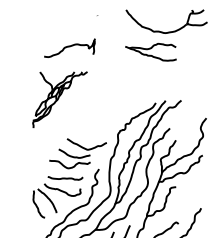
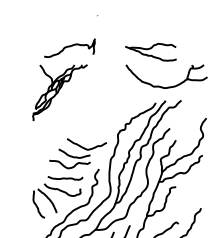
part position: (168, 31) -> (168, 86) (168, 86)
part position: (59, 99) -> (59, 92) (59, 92)
